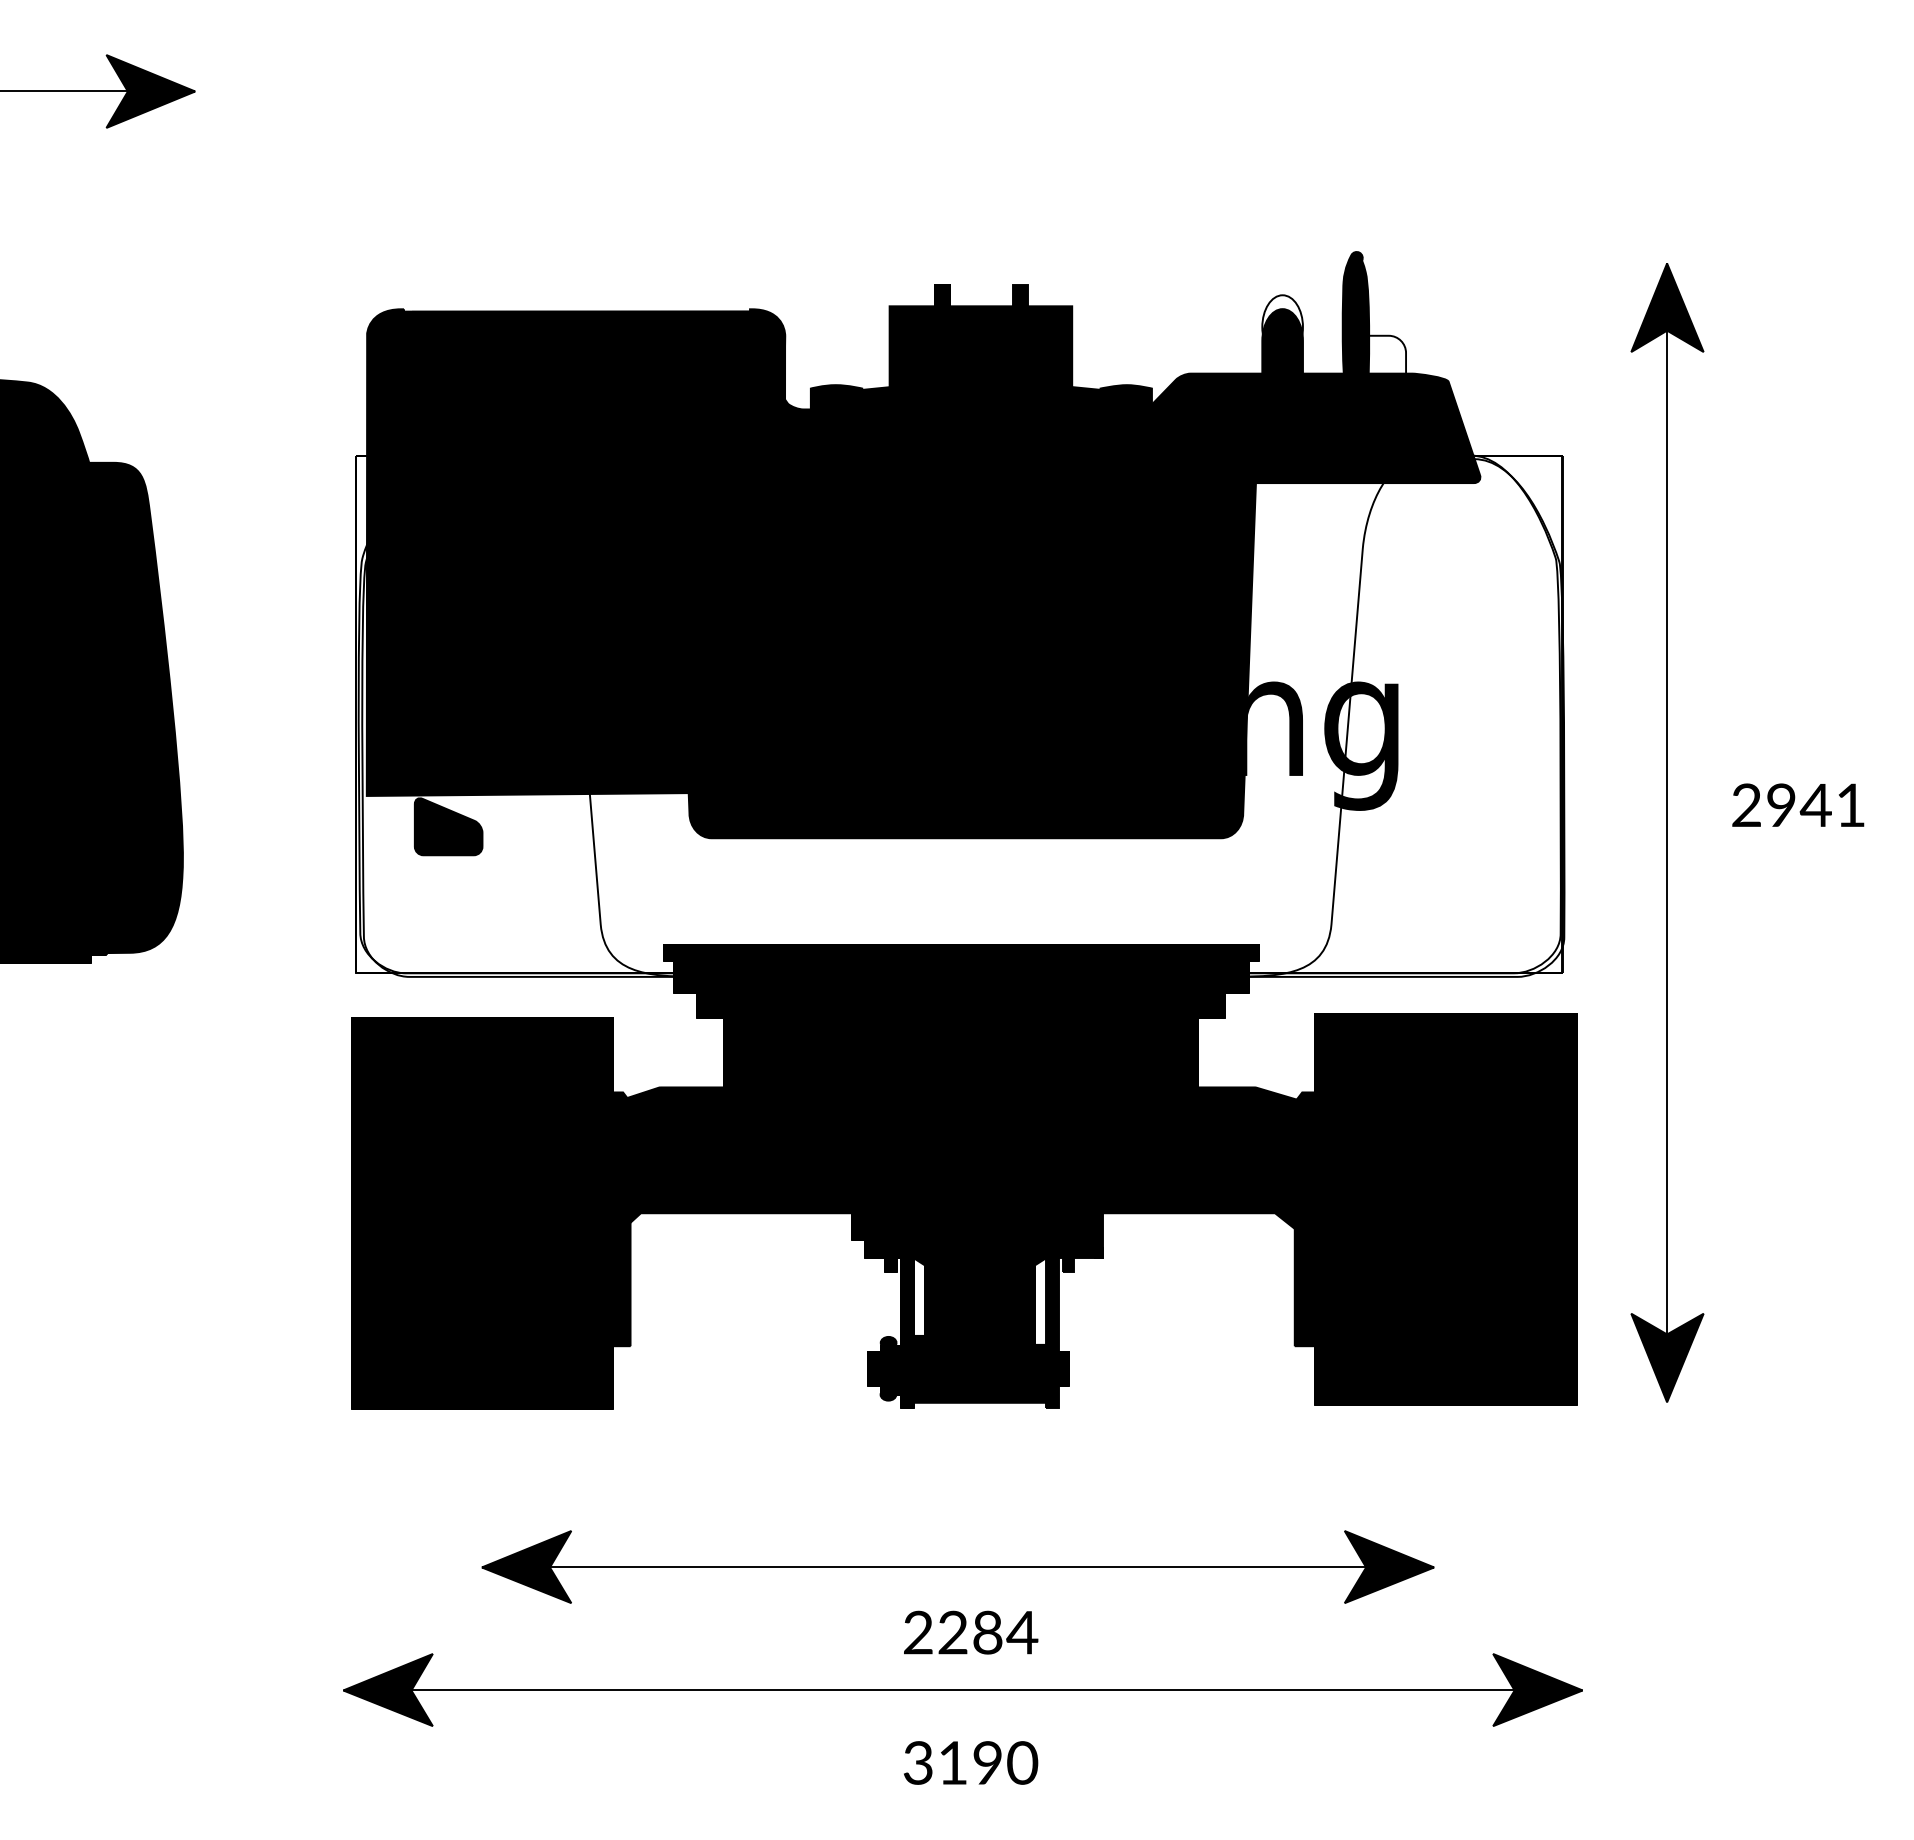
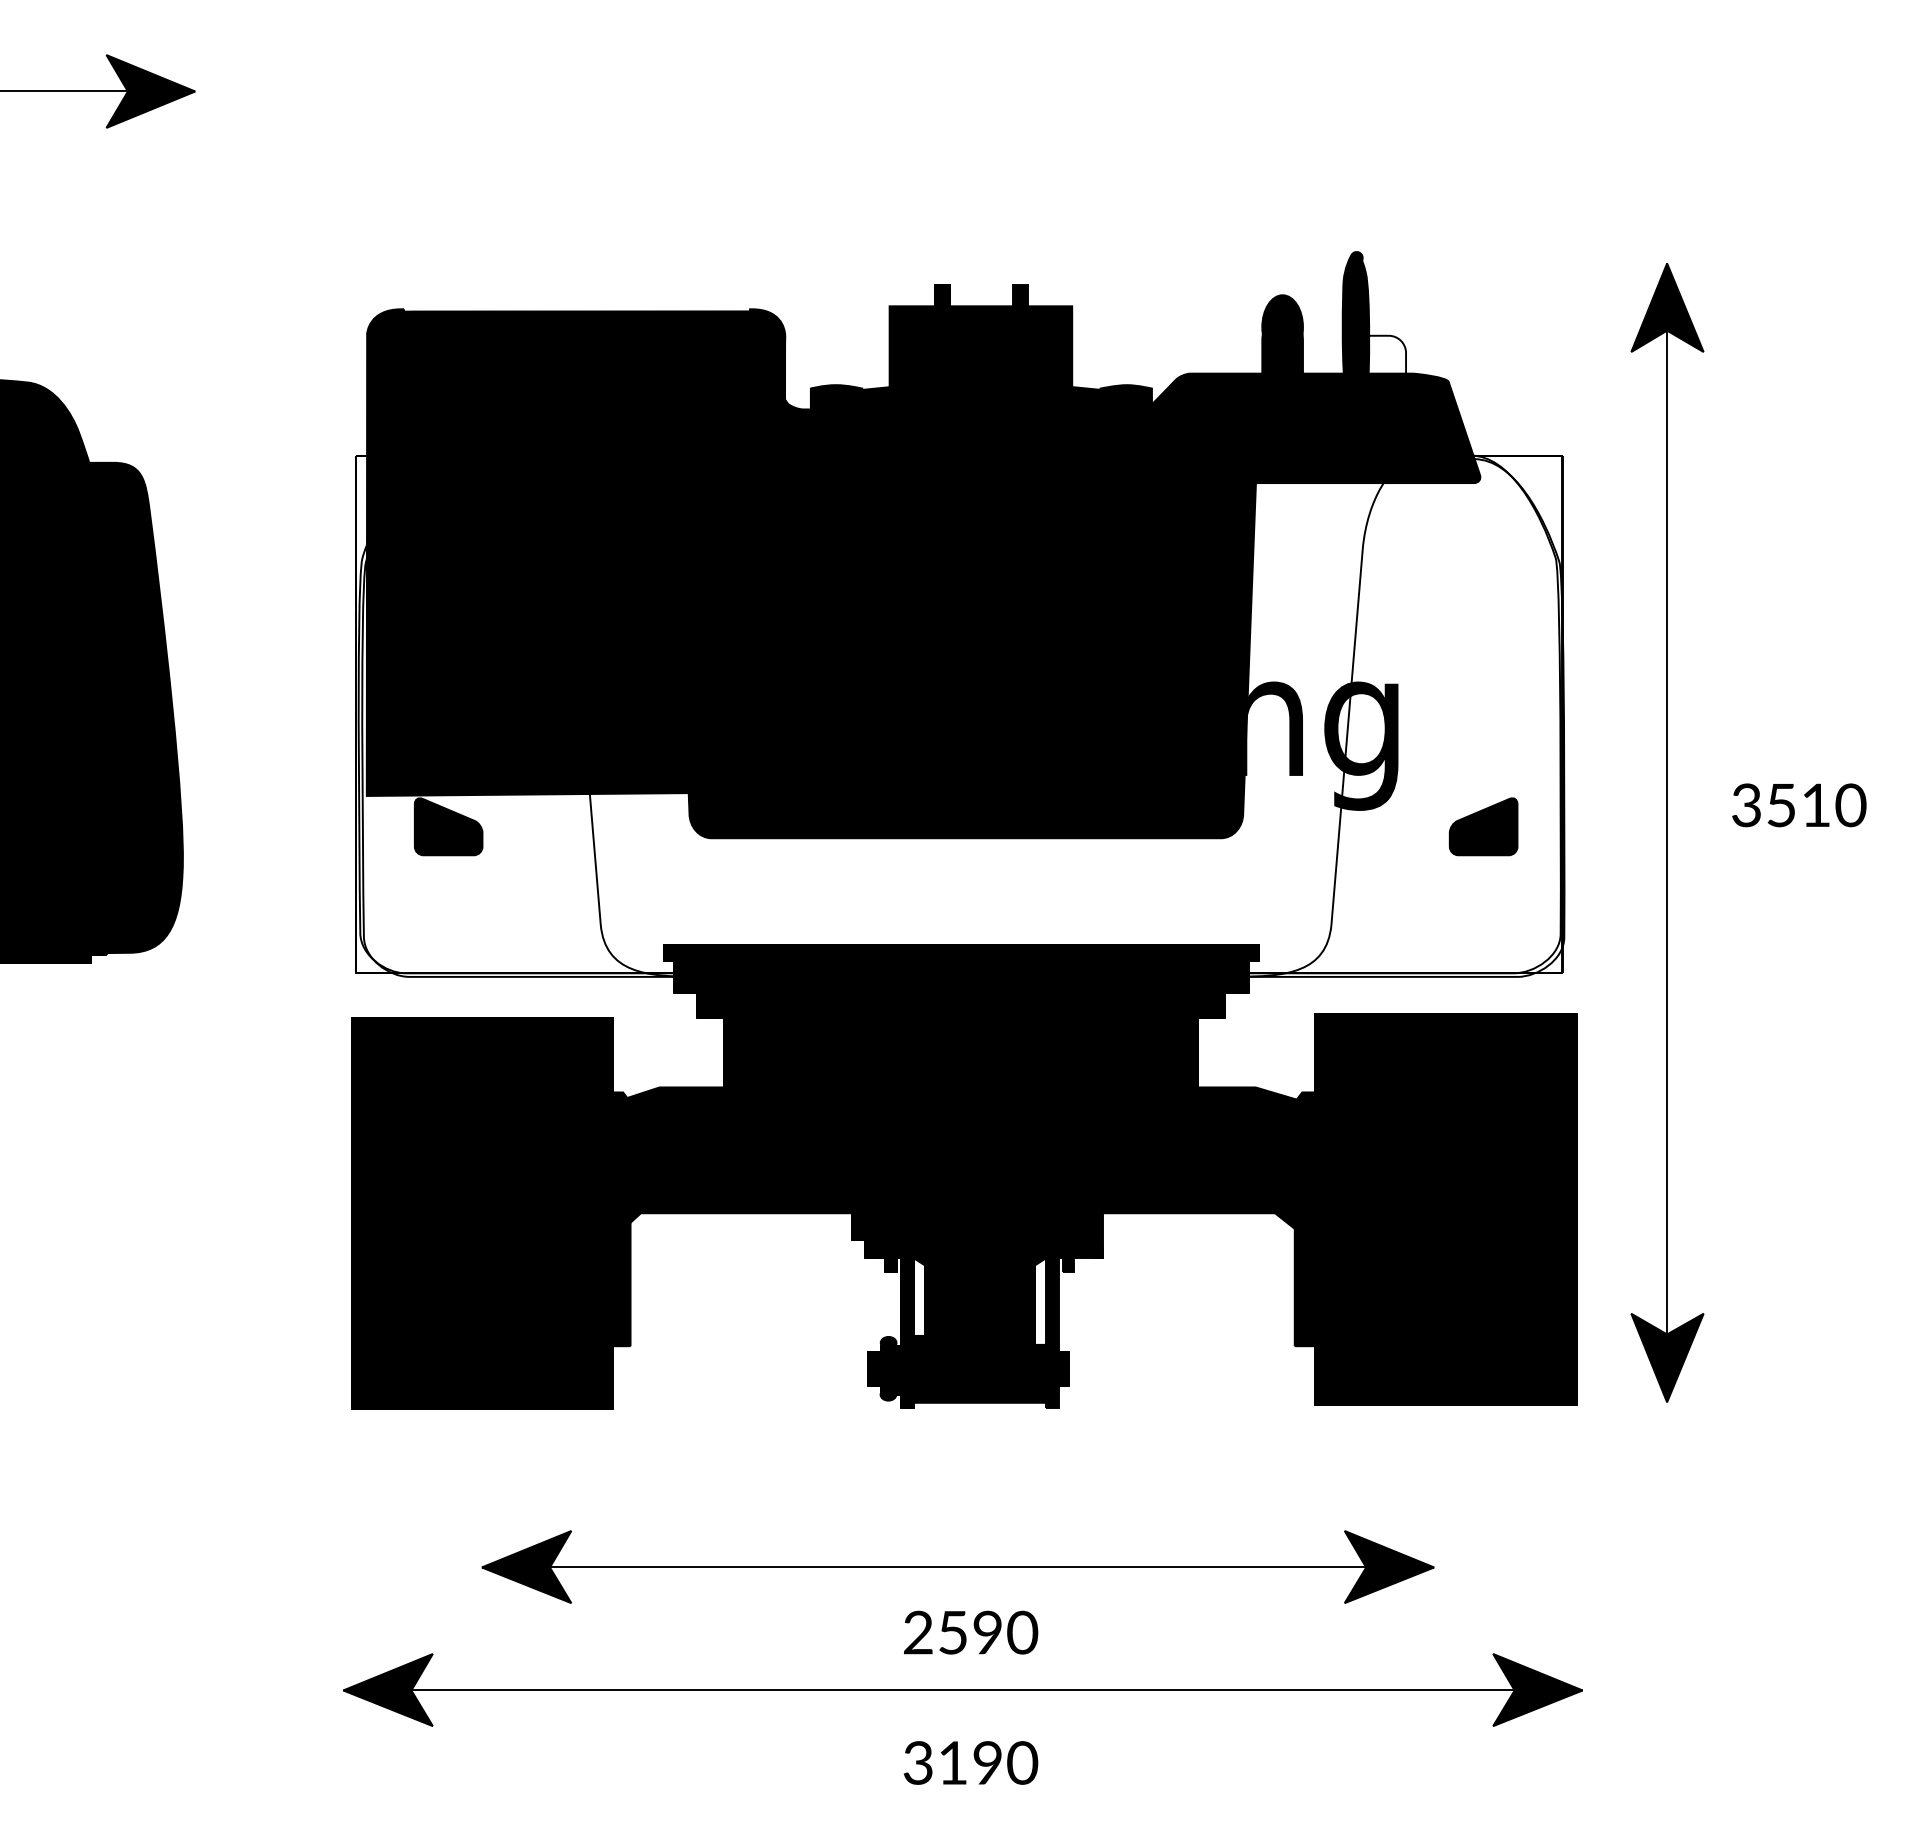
fill: none -> present (1282, 327)
text: 2941 -> 3510 (1799, 805)
part: none -> present (1483, 826)
text: 2284 -> 2590 (988, 1632)
